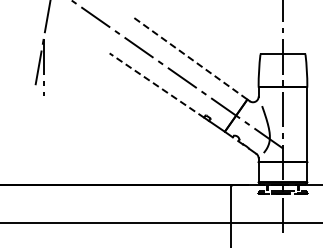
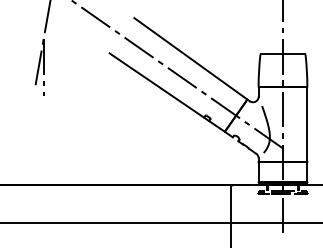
line: dashed -> solid (191, 58)
line: dashed -> solid (156, 85)
